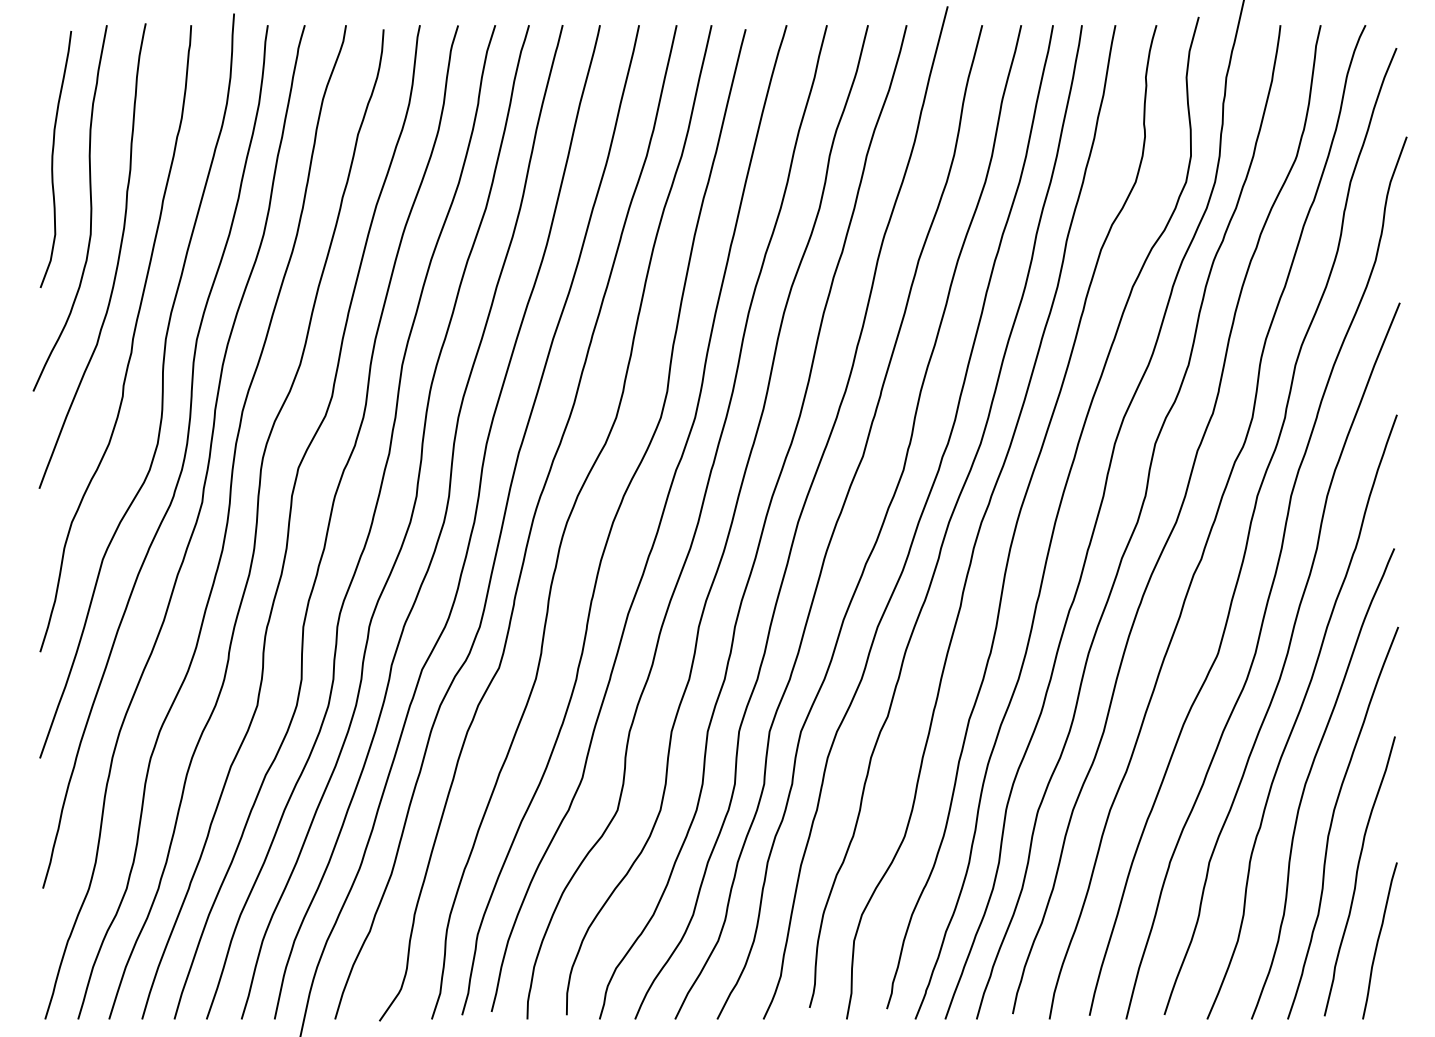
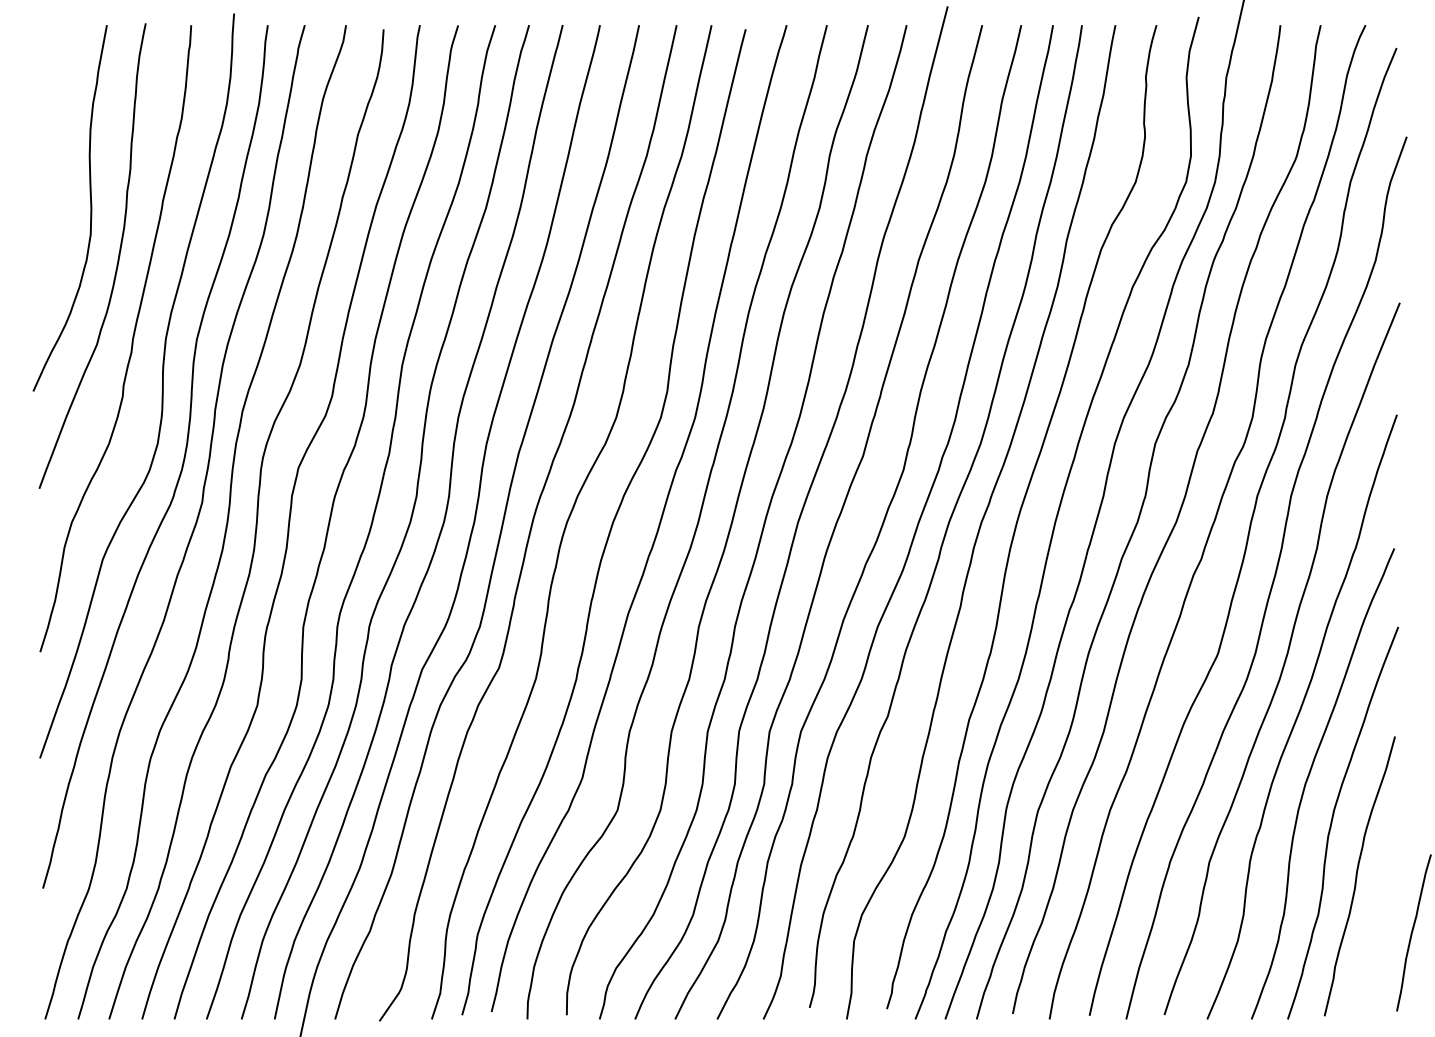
curve: present -> none (53, 159)
curve position: (1379, 939) -> (1413, 931) (1413, 931)
